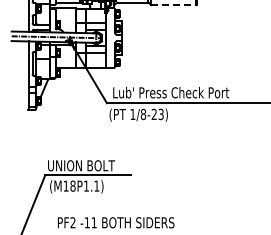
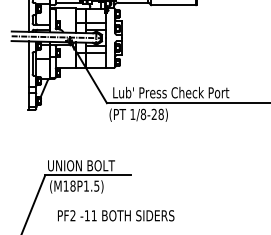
line: dashed -> solid (174, 5)
text: 1/8-23) -> 1/8-28) (160, 114)
text: (M18P1.1) -> (M18P1.5) (96, 185)
text position: (116, 222) -> (116, 215) (116, 215)
